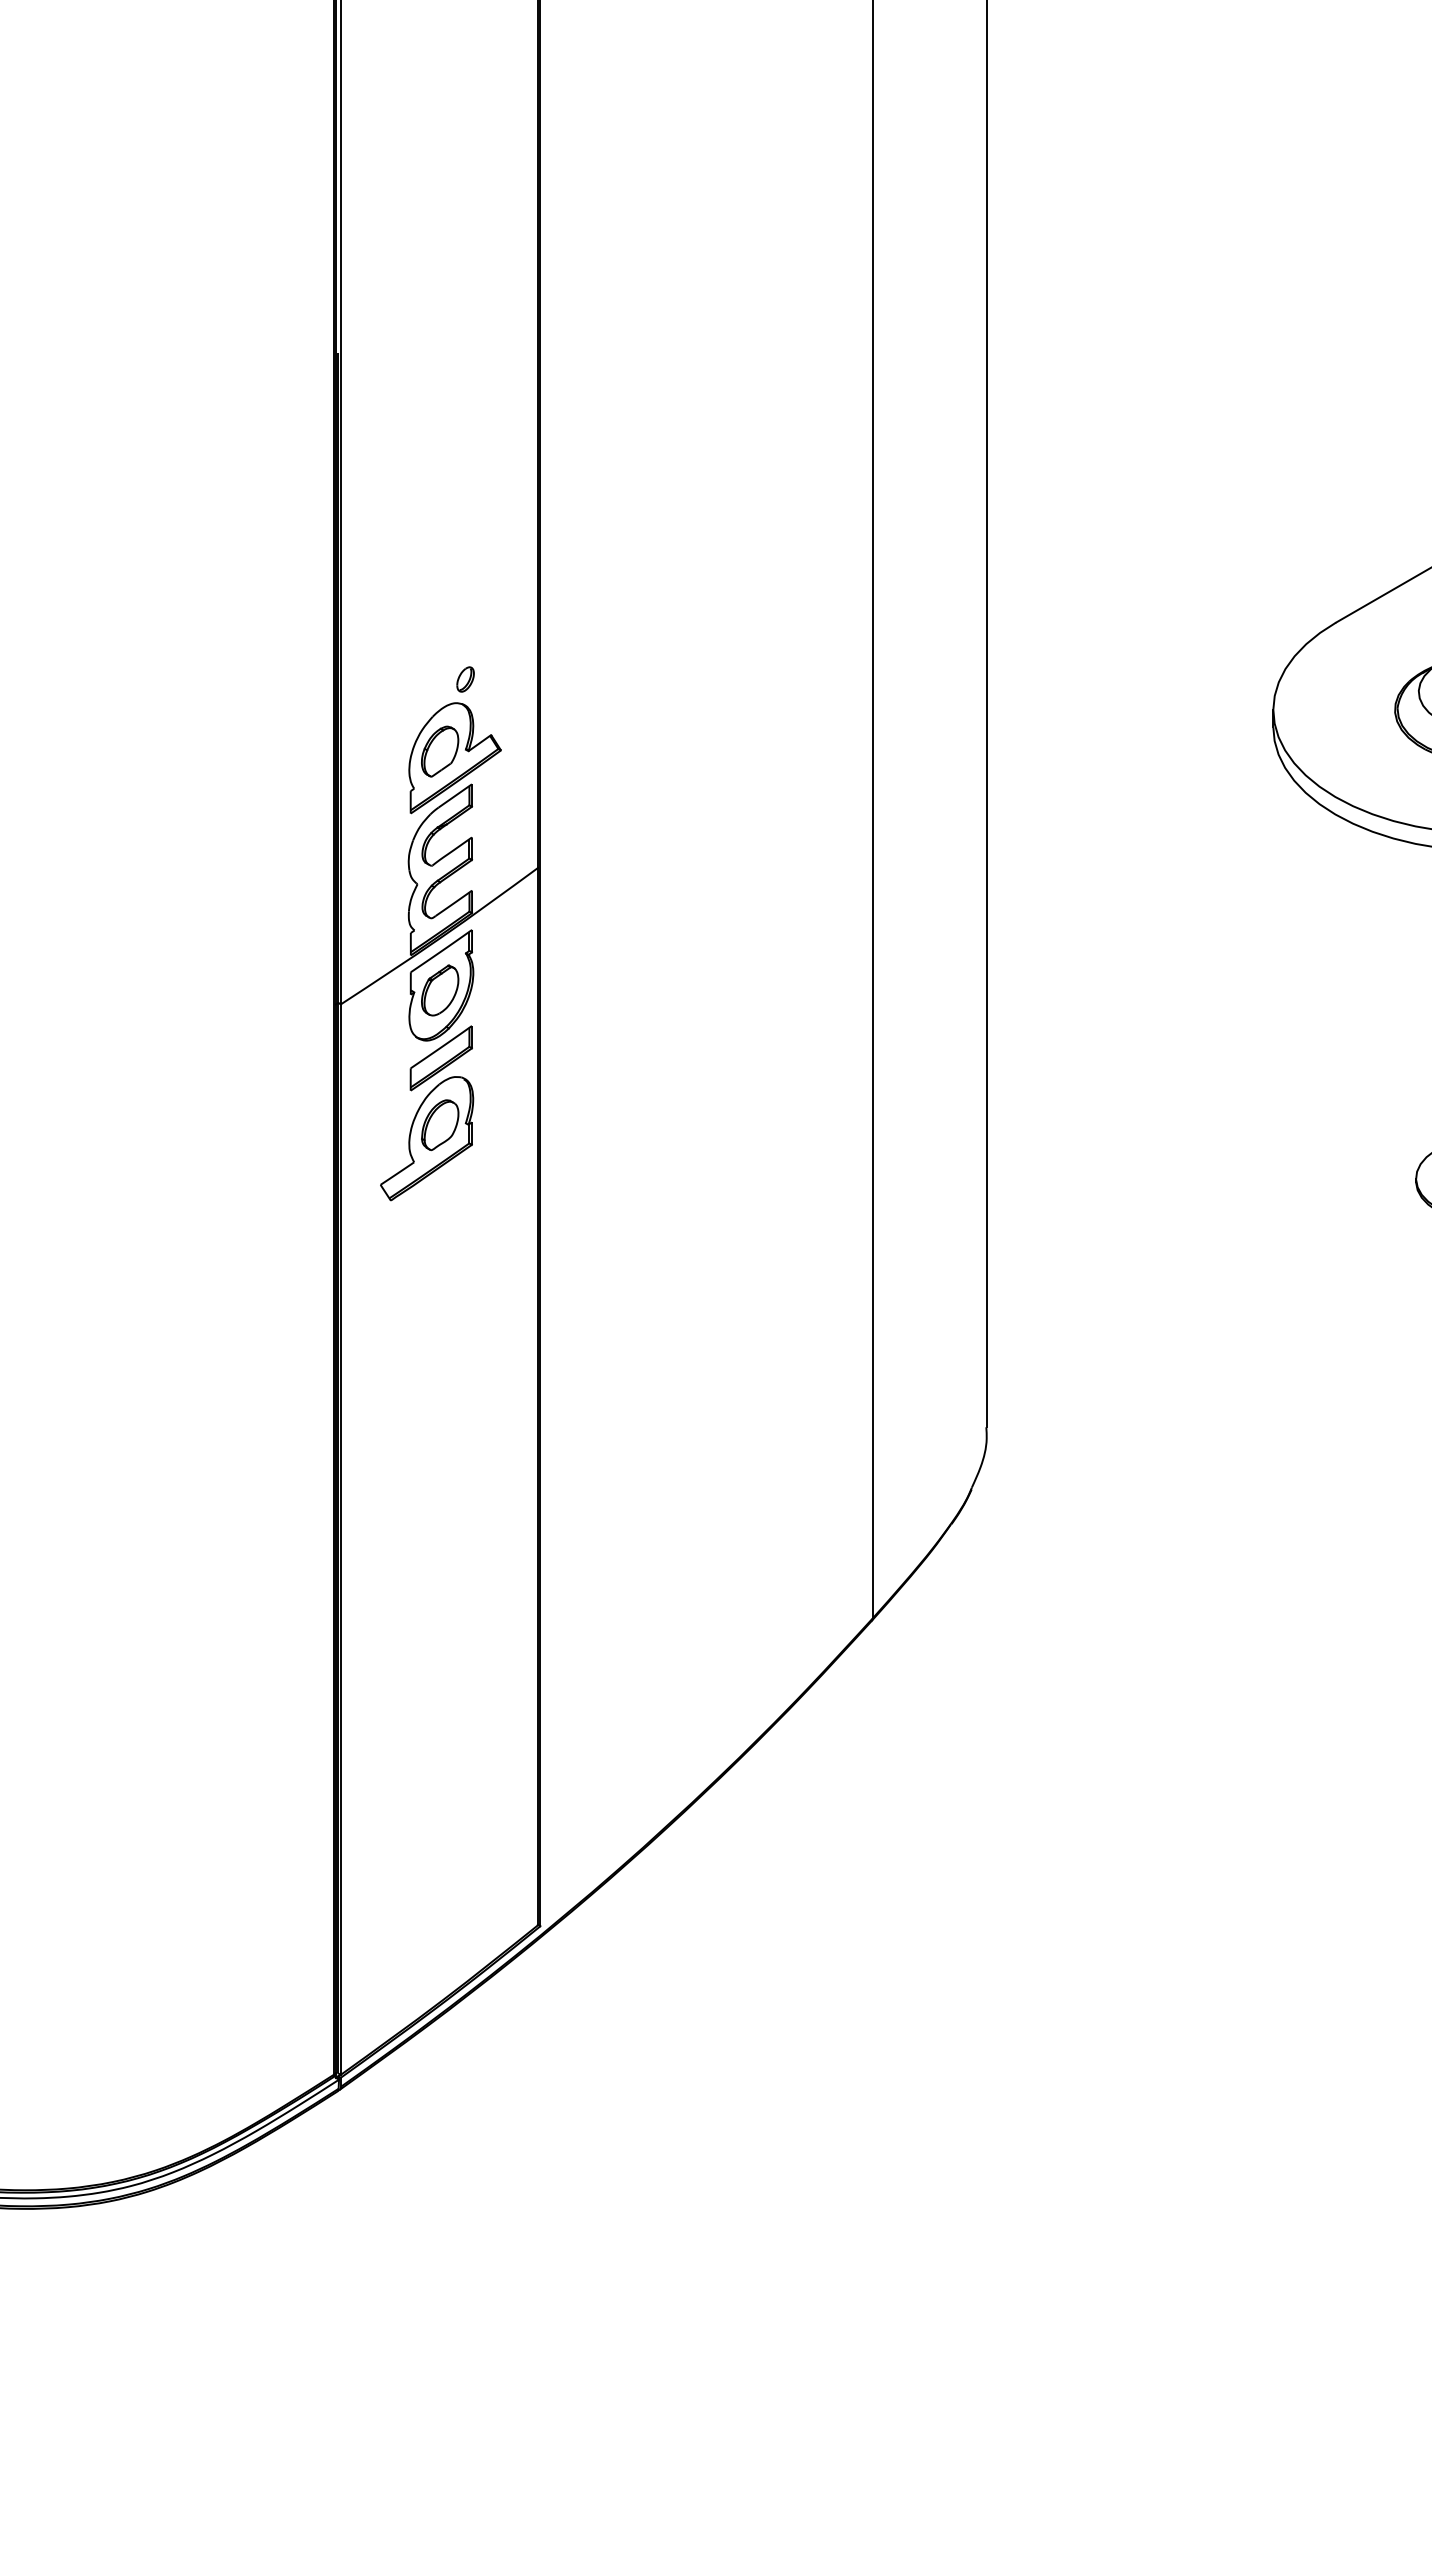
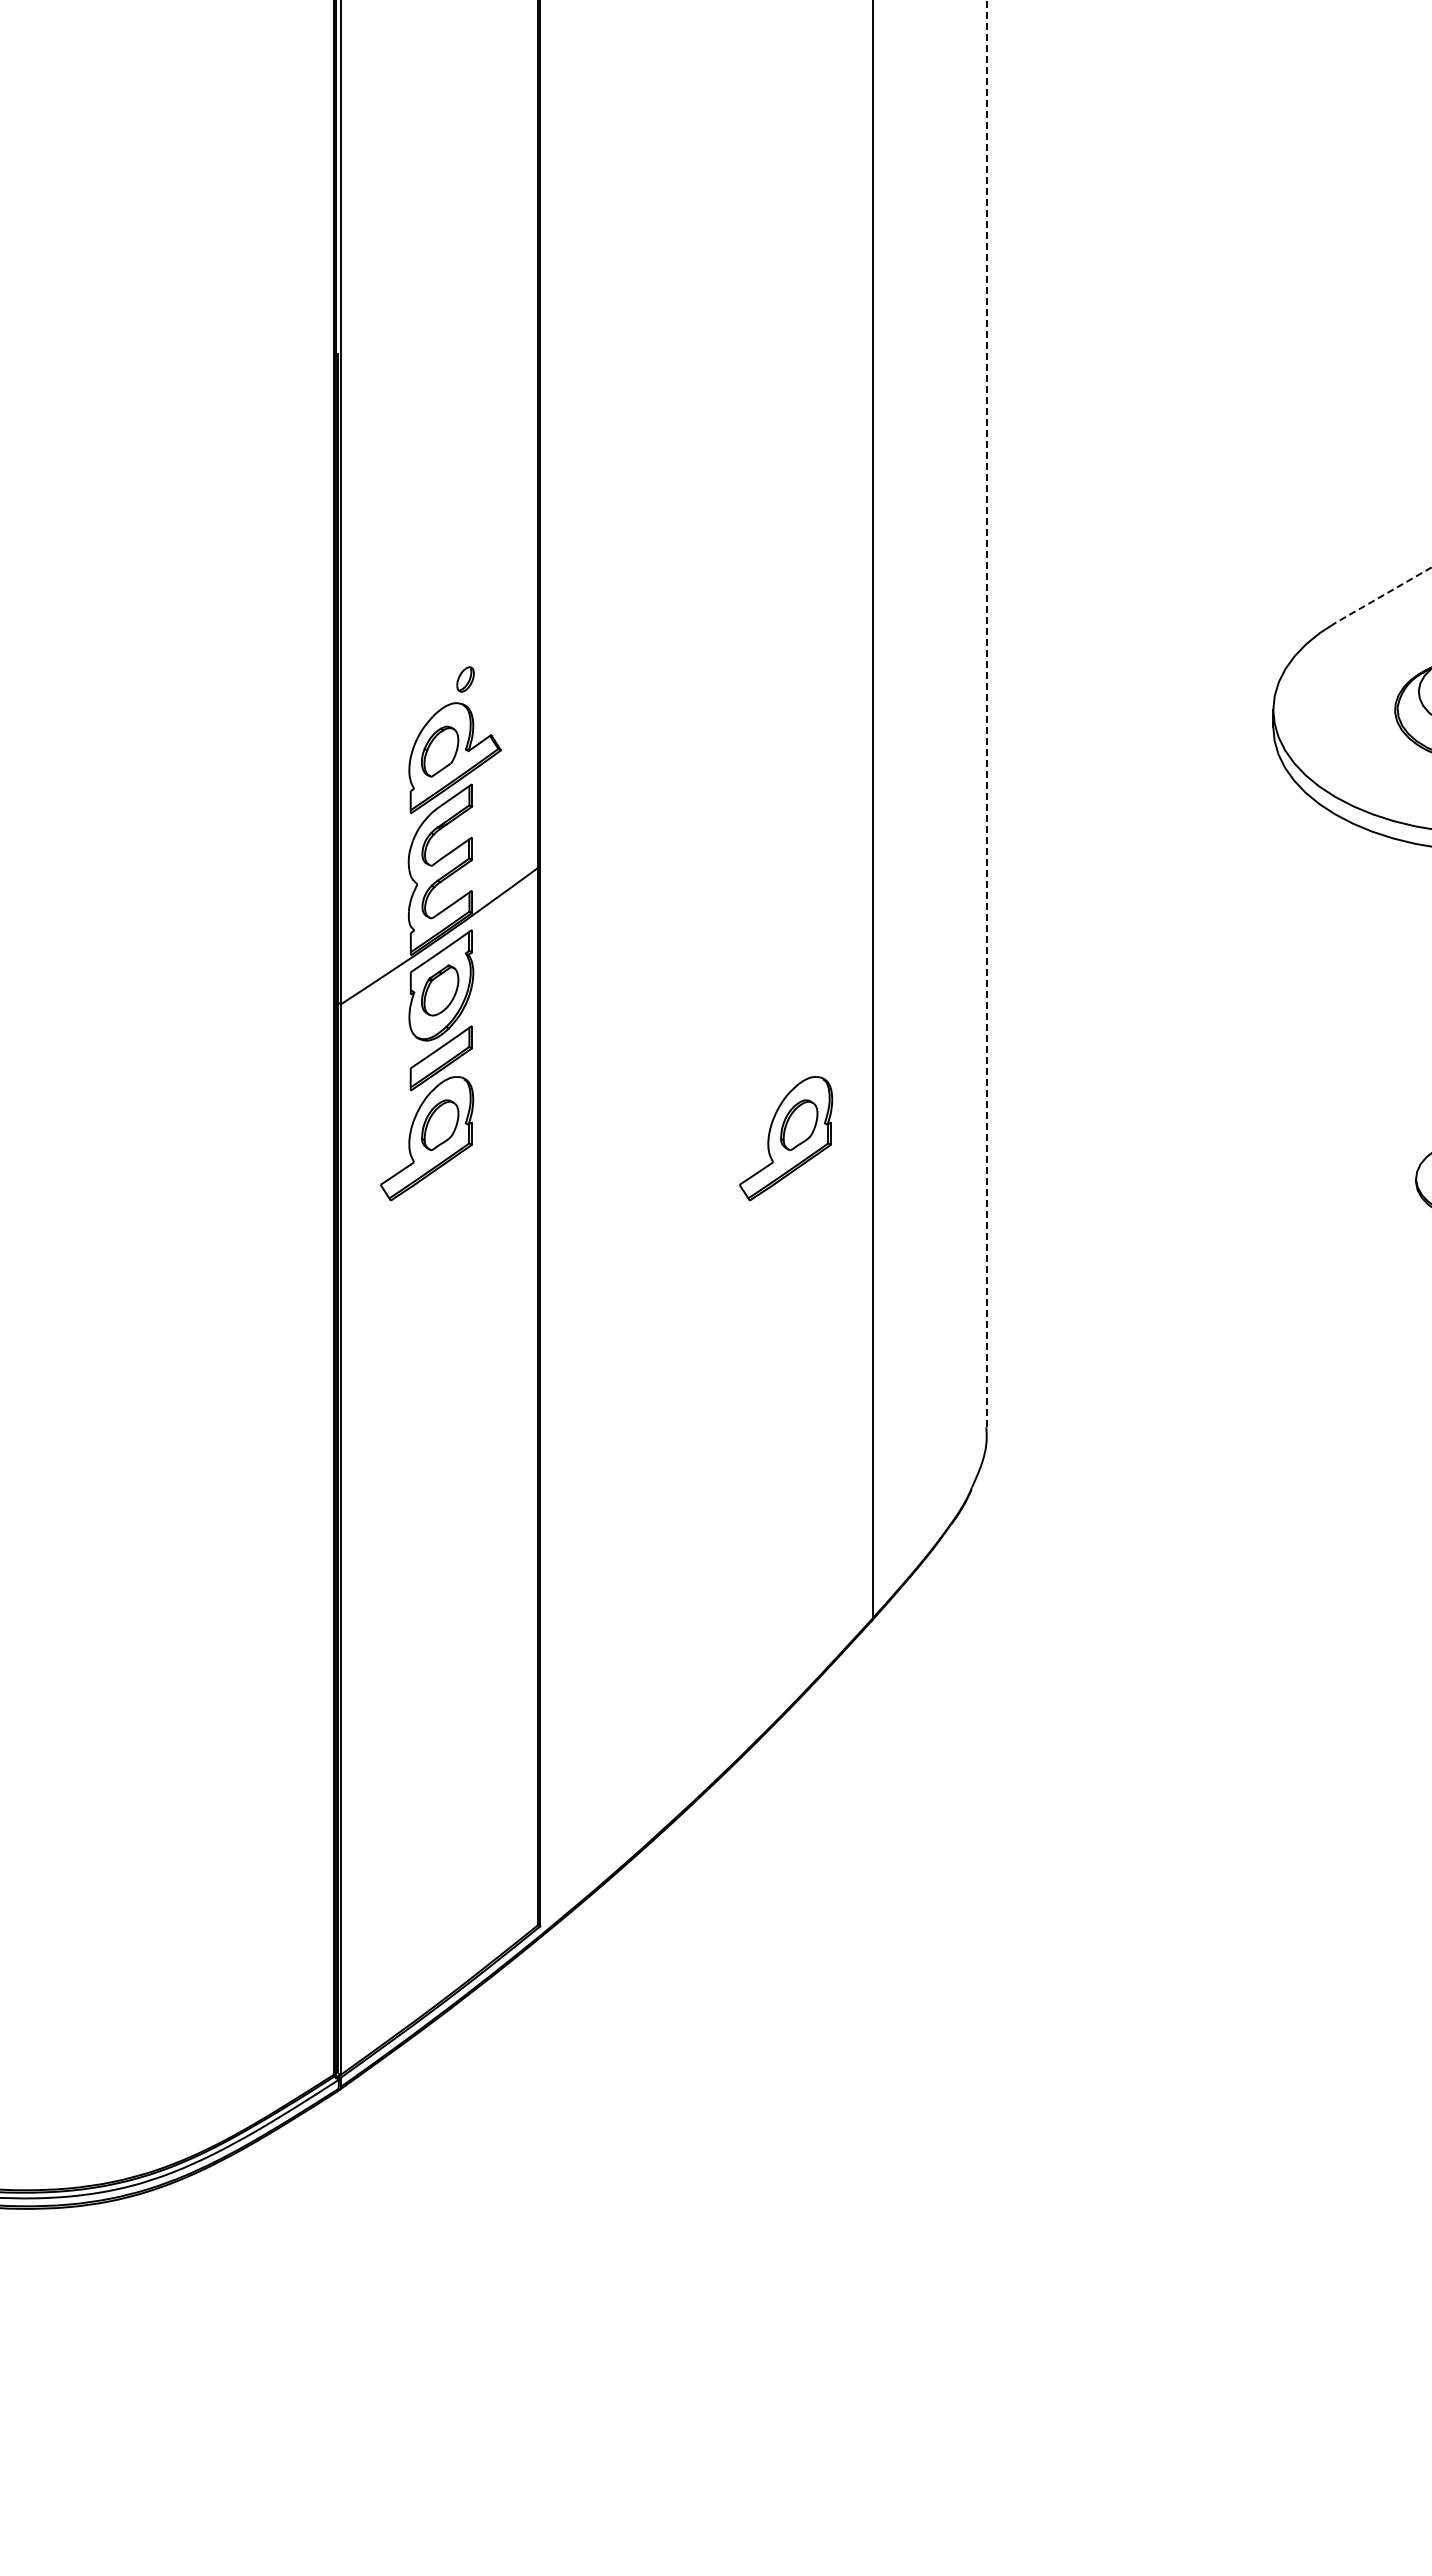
line: solid -> dashed (1383, 595)
line: solid -> dashed (987, 713)
part: none -> present (786, 1138)
